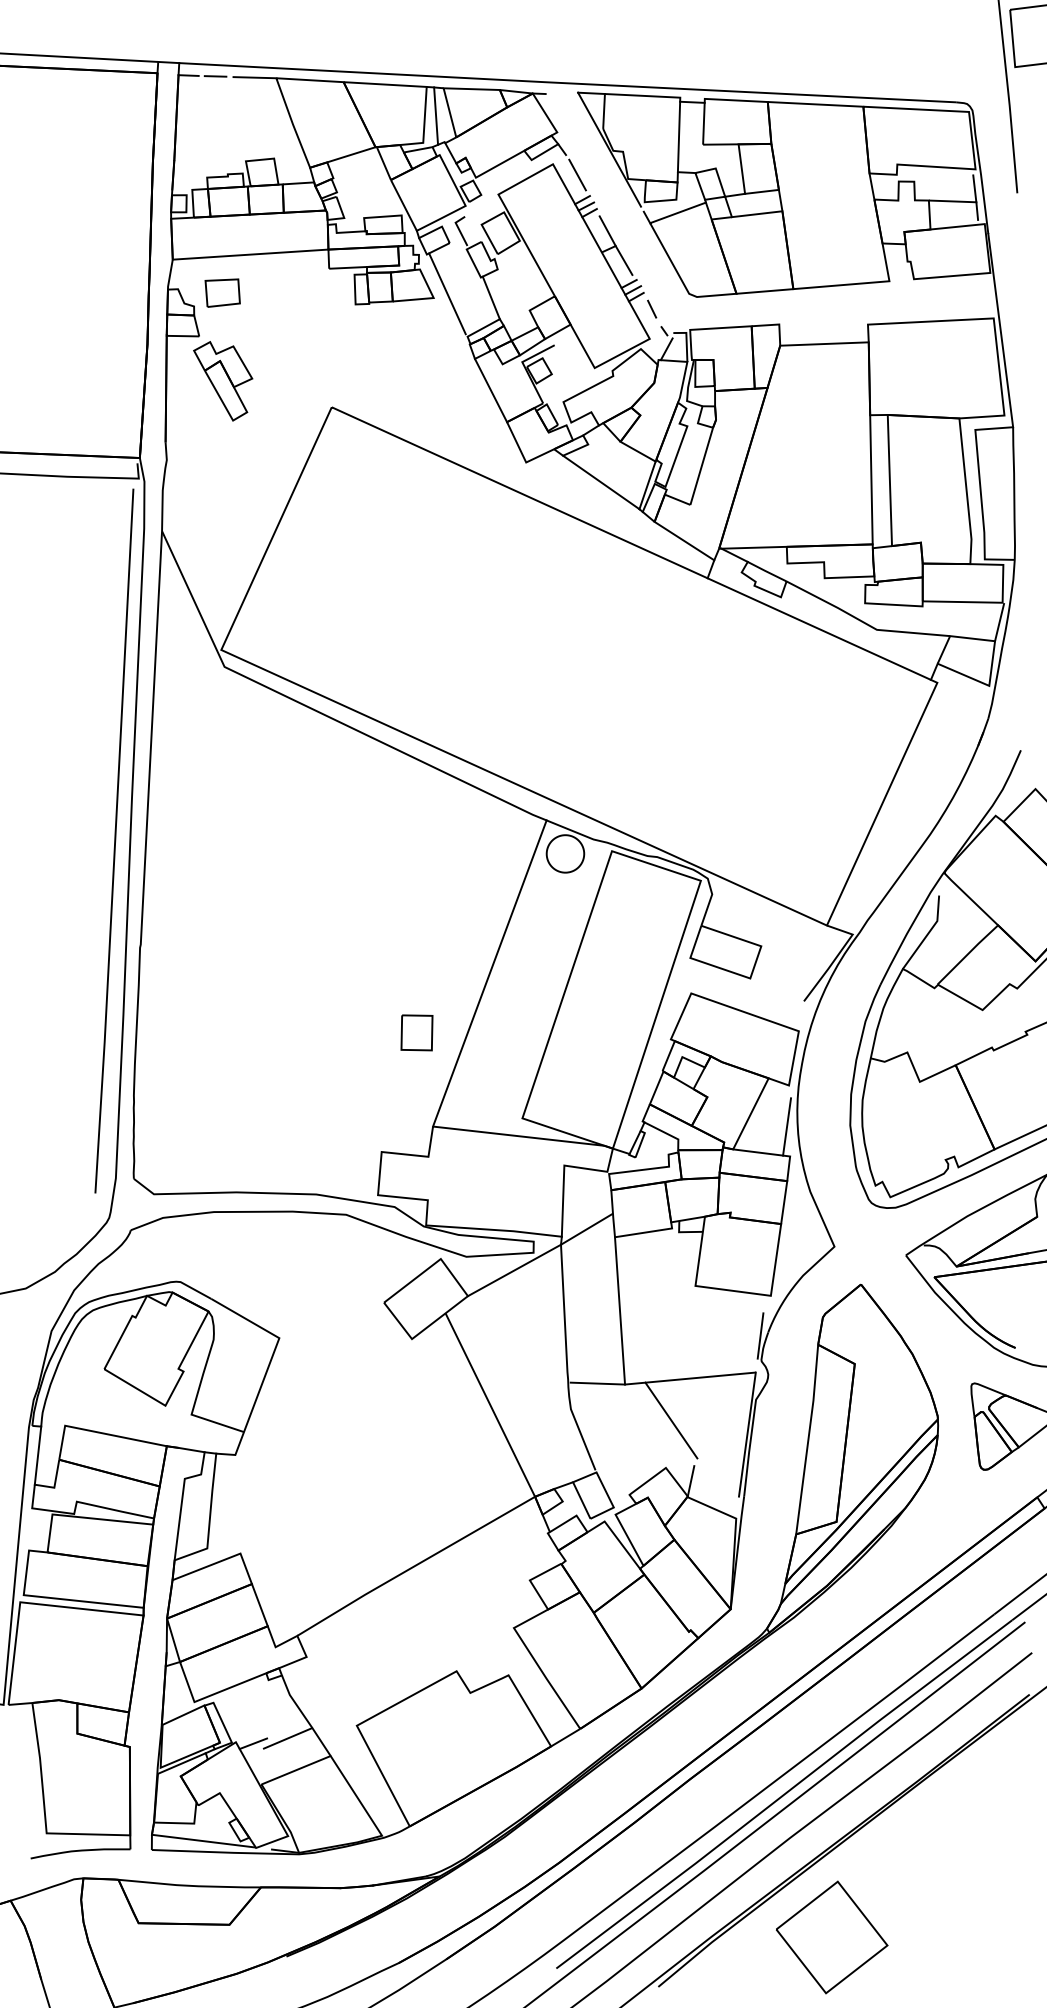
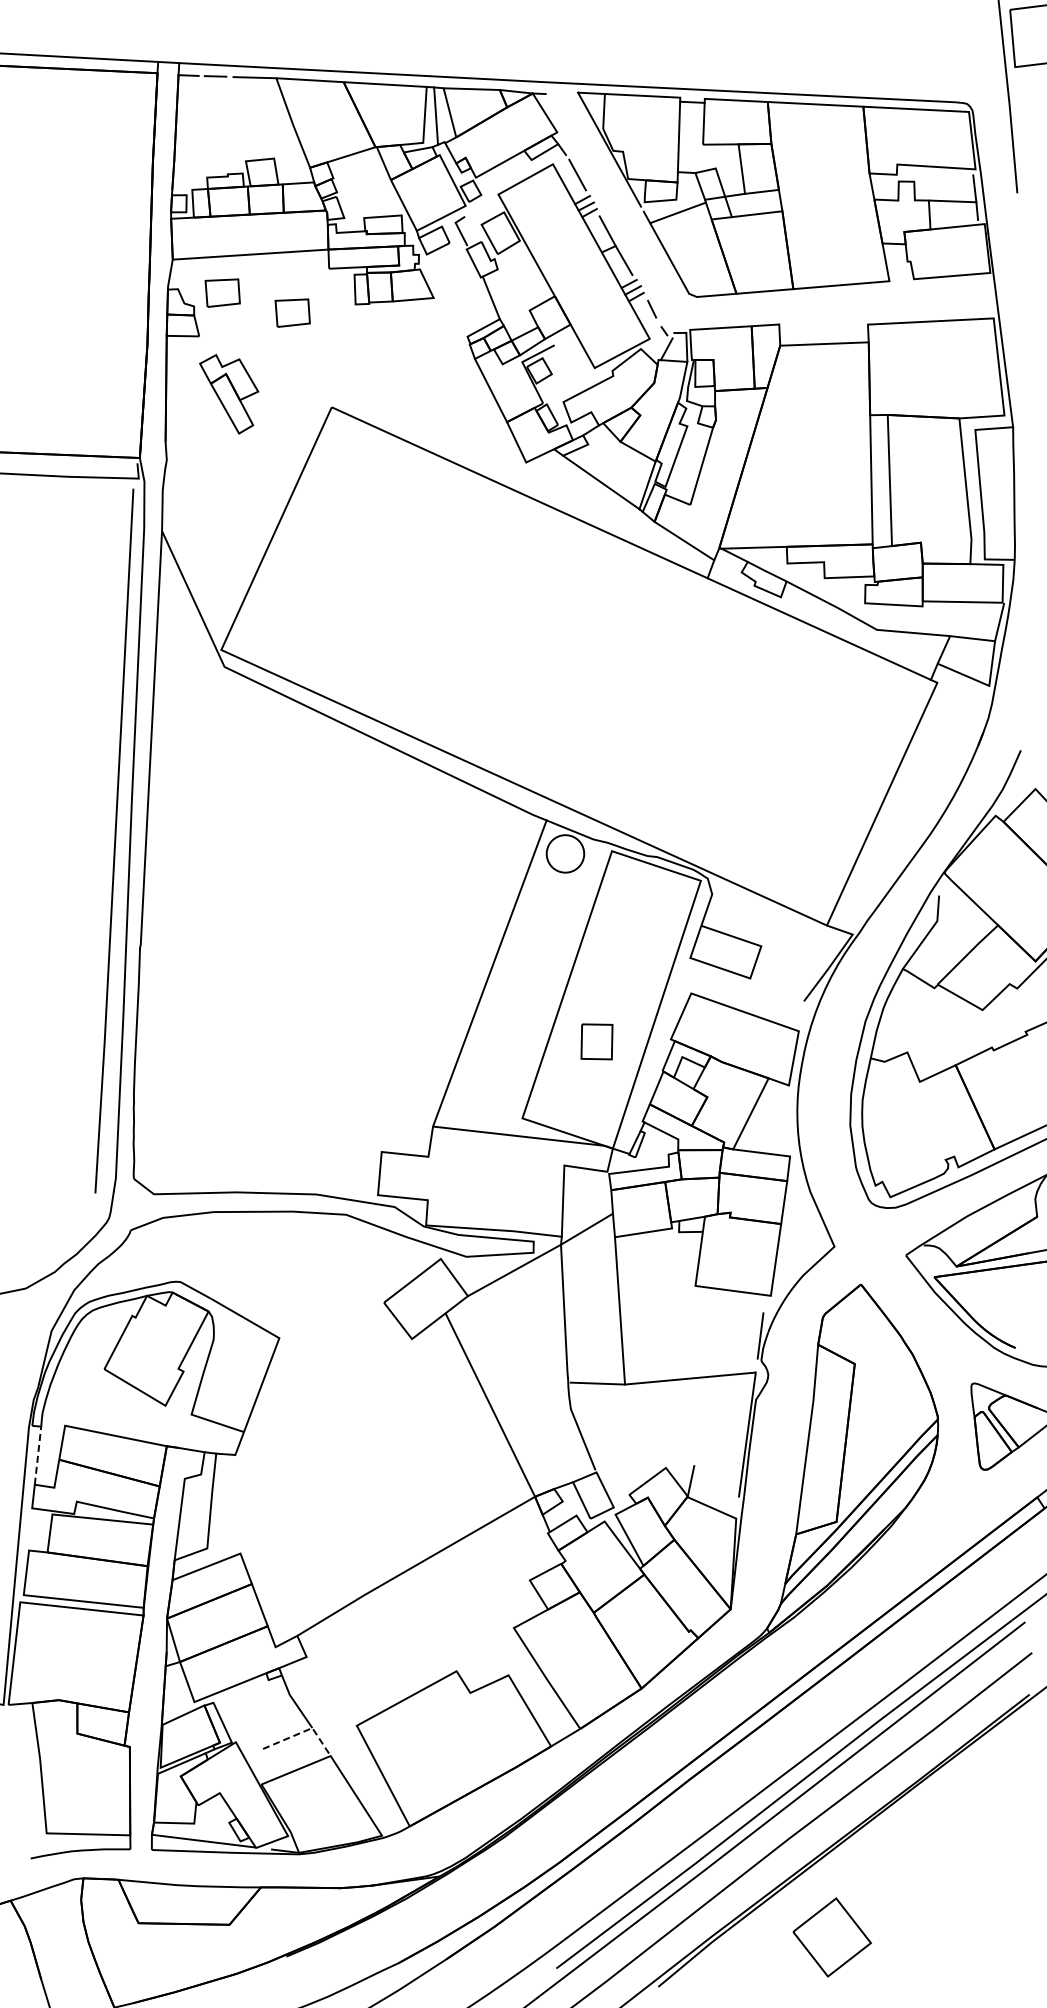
line: present -> none (447, 293)
part: none -> present (292, 312)
part position: (223, 381) -> (229, 394) (229, 394)
part position: (416, 1032) -> (596, 1041) (596, 1041)
line: present -> none (787, 1126)
line: present -> none (671, 1420)
line: solid -> dashed (38, 1455)
line: solid -> dashed (304, 1731)
line: present -> none (253, 1743)
part size: 113x115 px -> 80x81 px (831, 1937)
